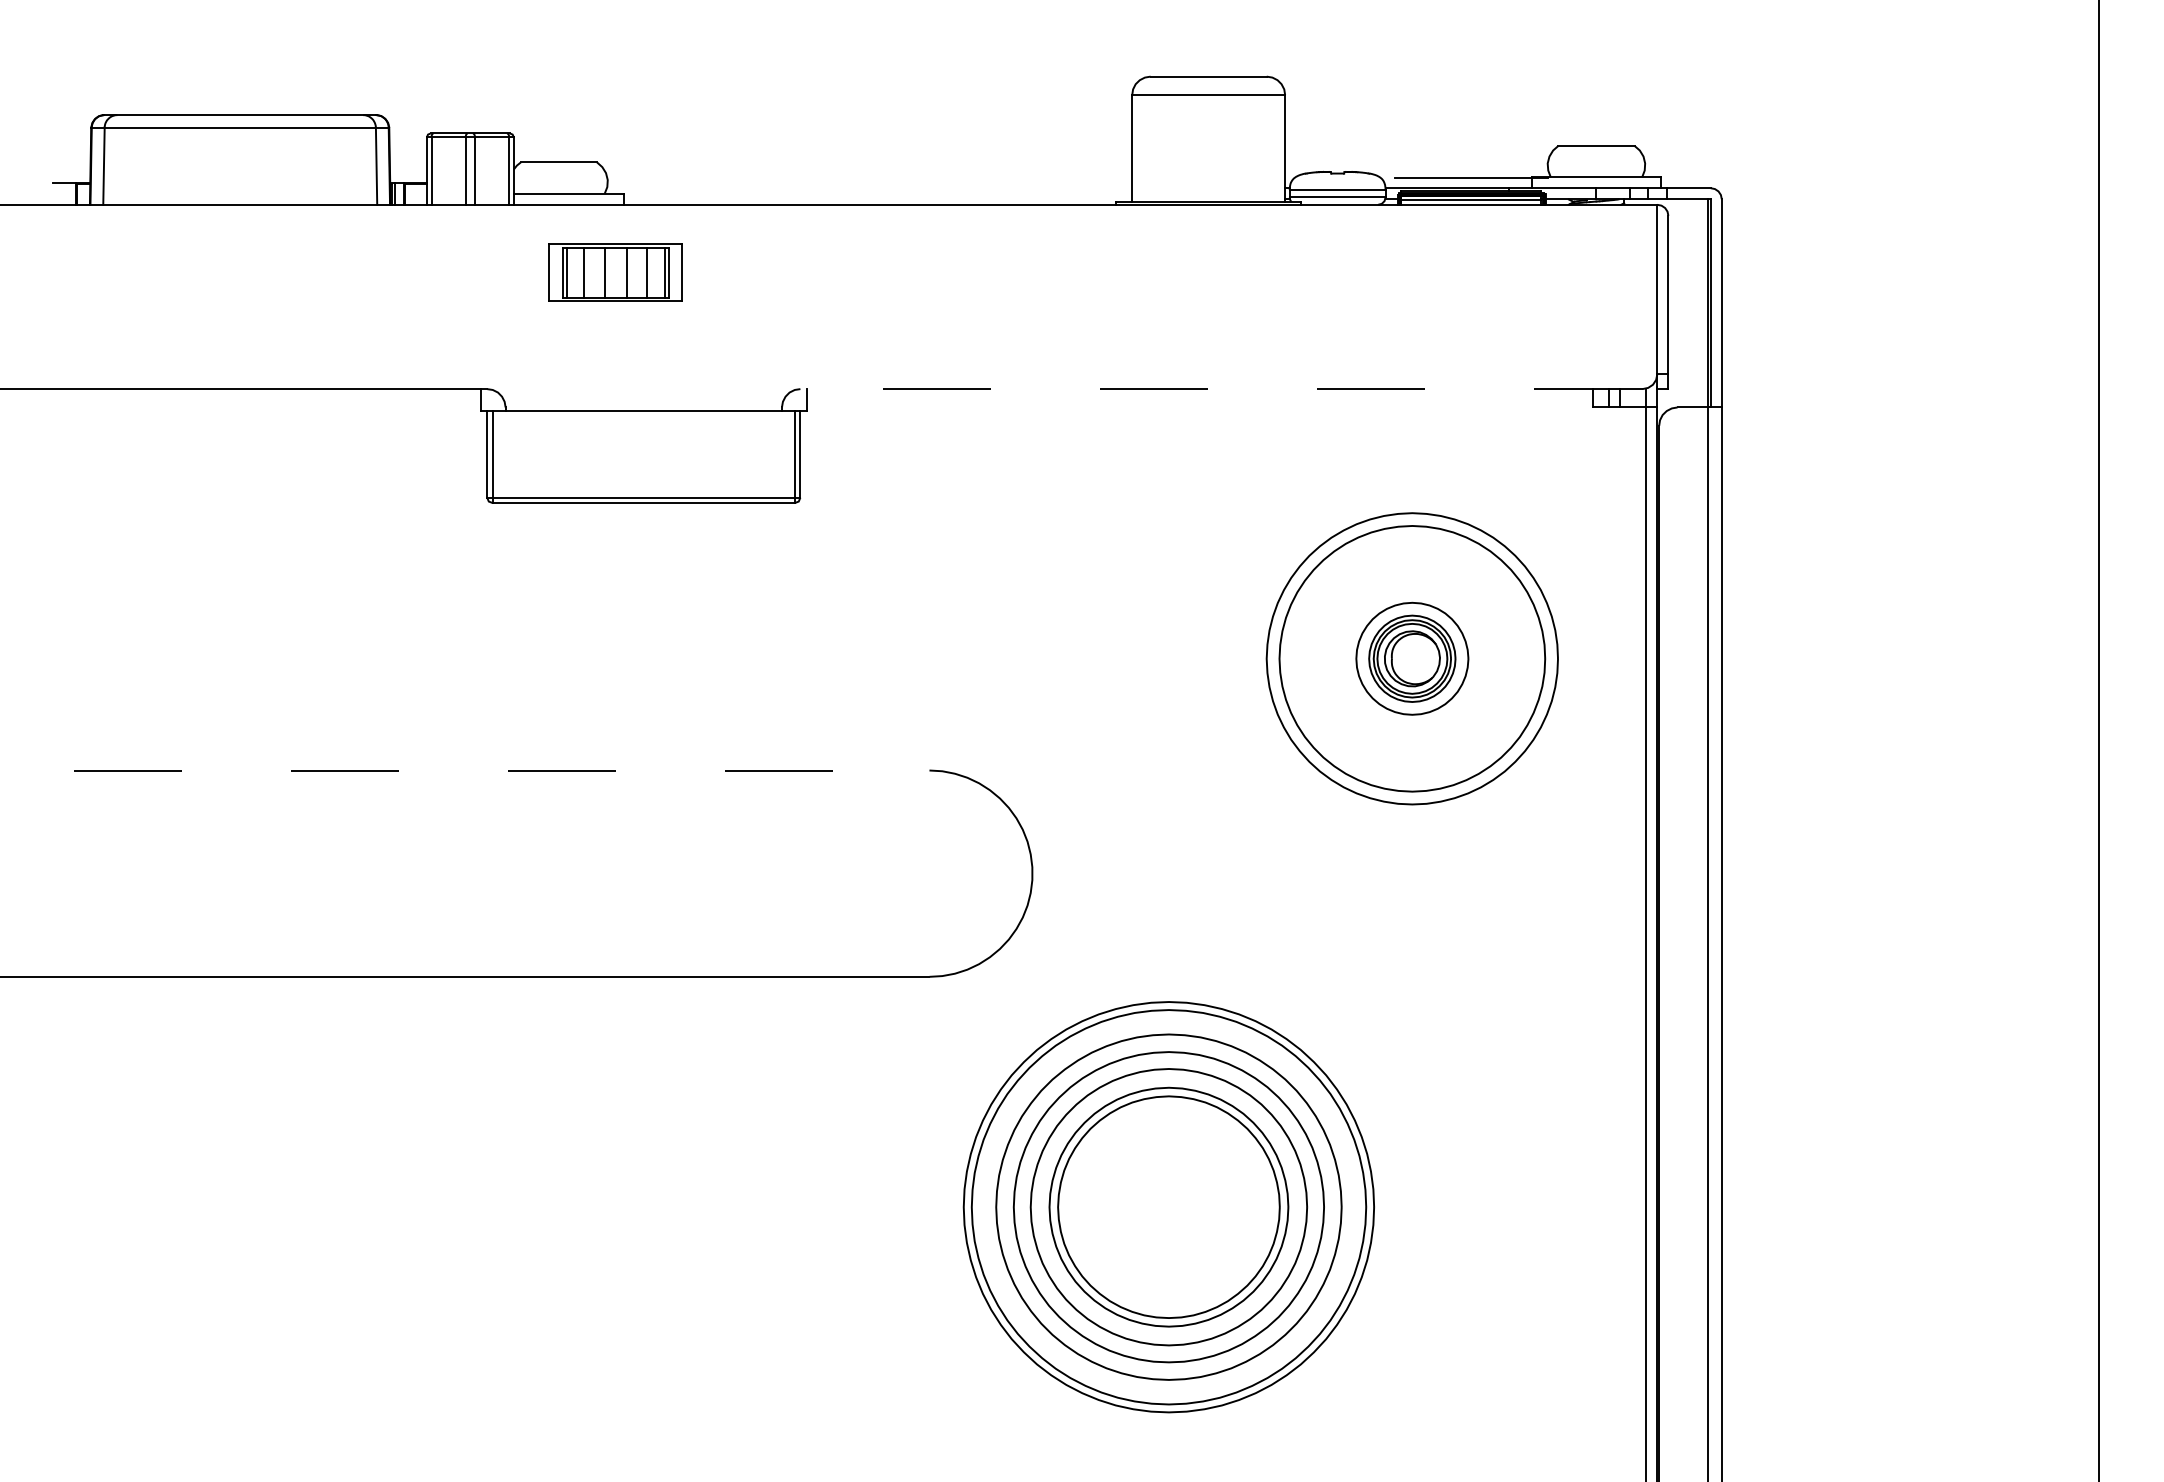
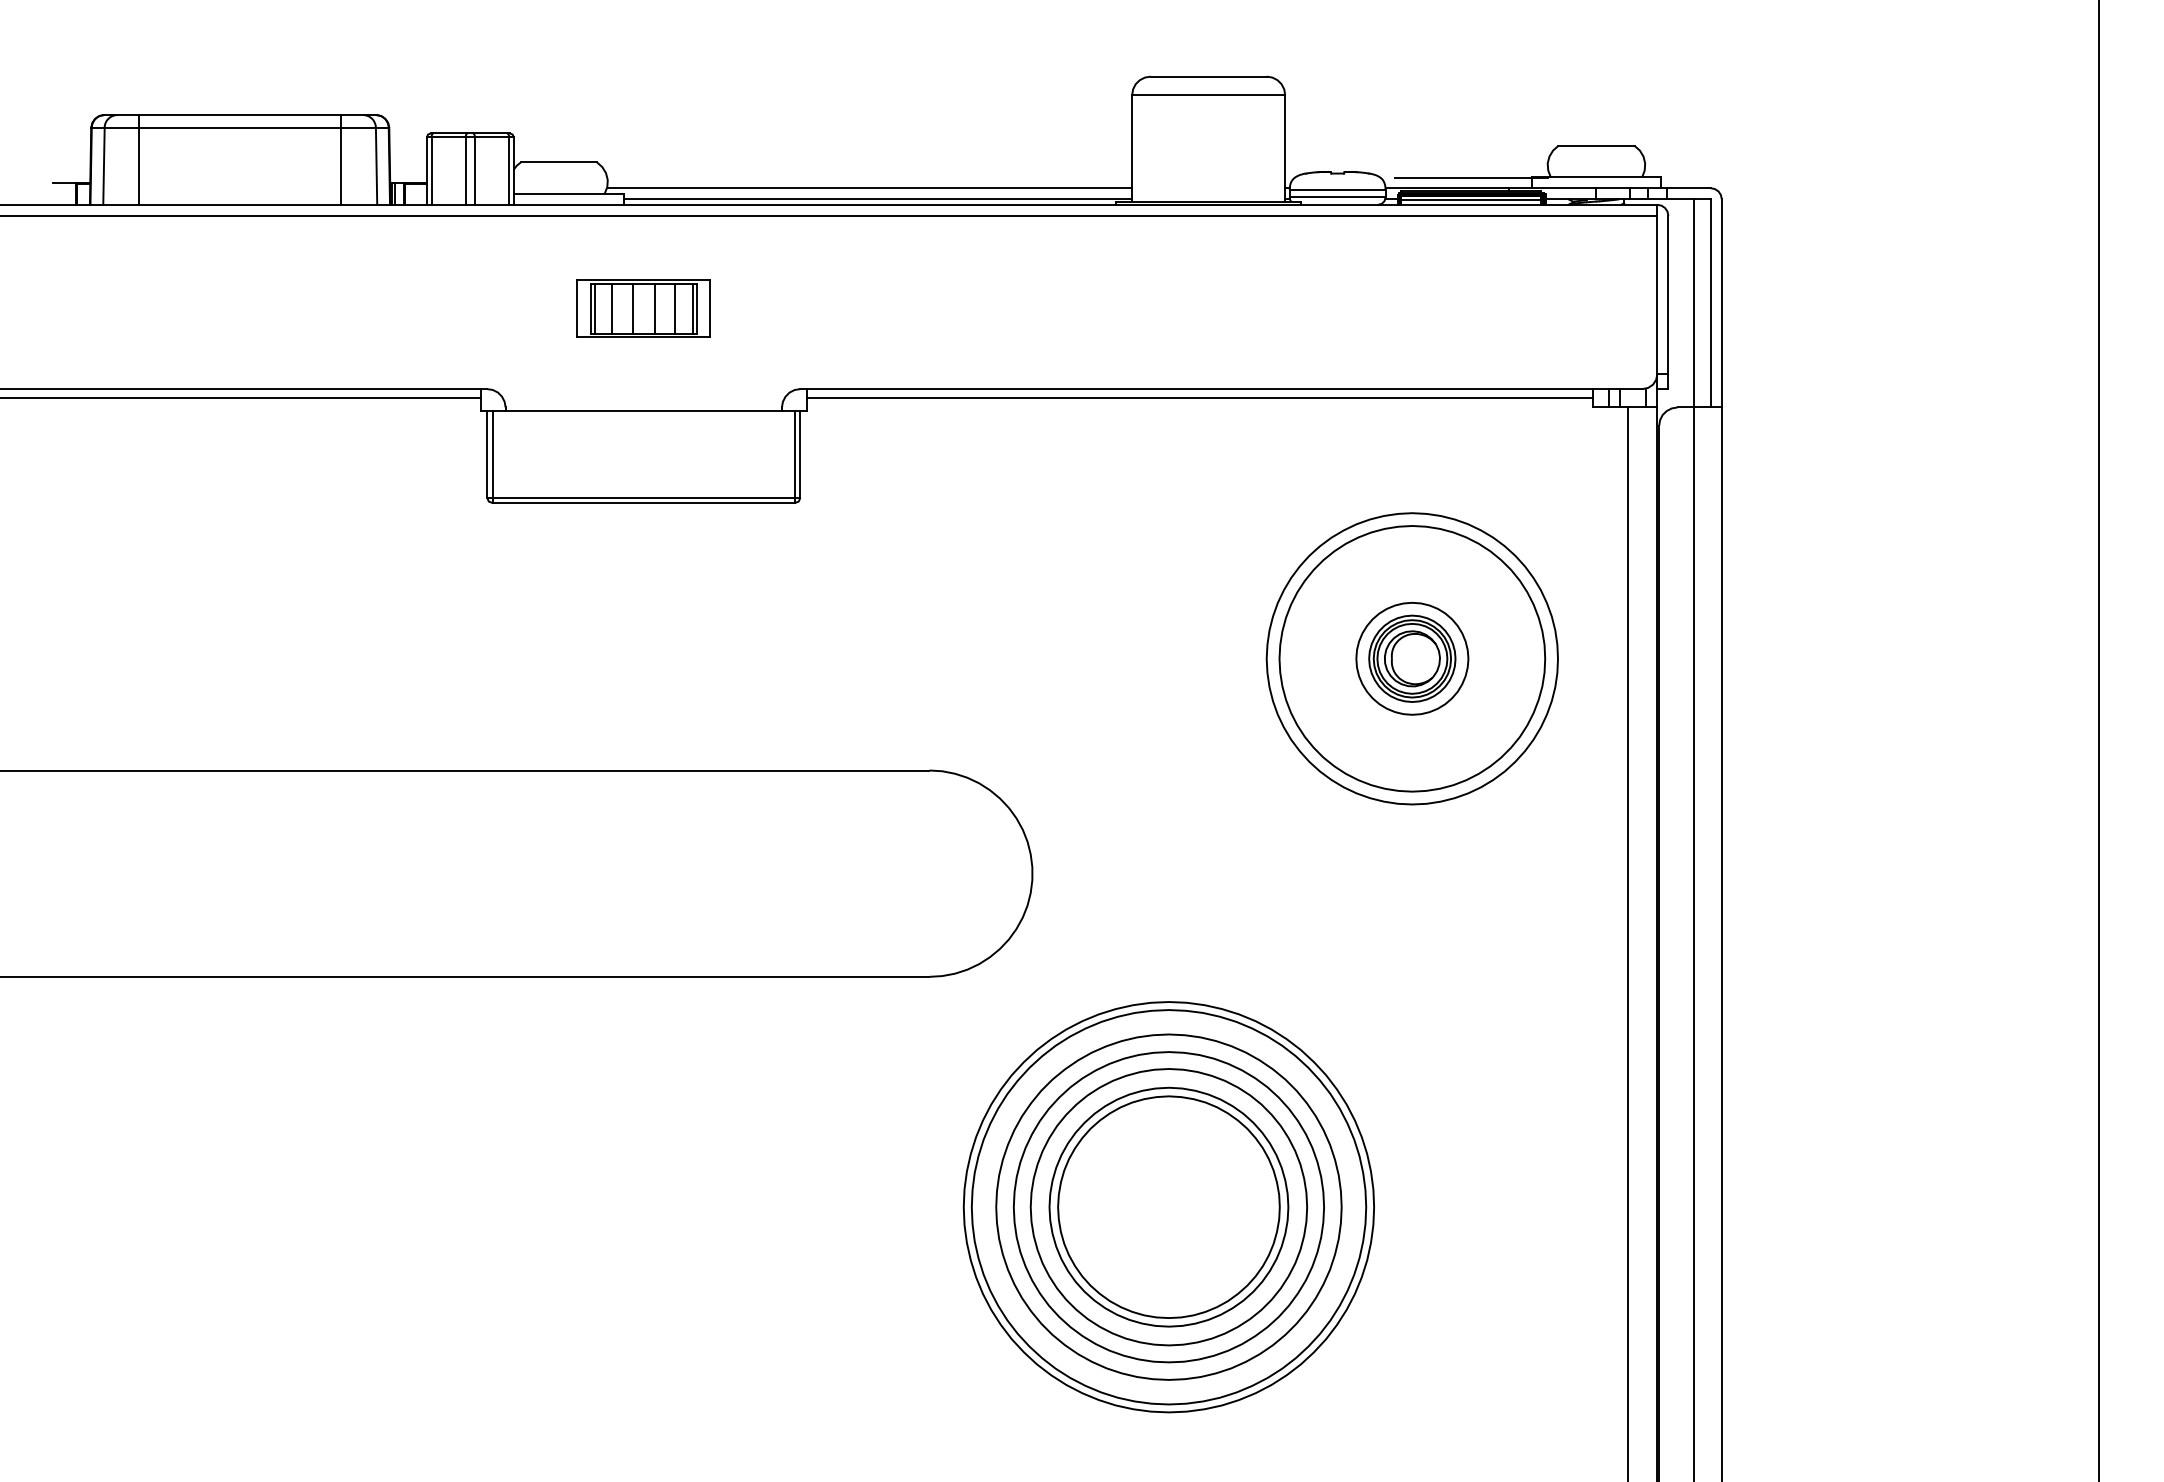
line: none -> present (139, 159)
line: none -> present (341, 159)
line: none -> present (869, 188)
line: none -> present (877, 199)
line: none -> present (829, 215)
part position: (615, 272) -> (643, 308) (643, 308)
line: dashed -> solid (1220, 389)
line: none -> present (241, 398)
line: none -> present (1199, 398)
line: dashed -> solid (465, 770)
line position: (1708, 838) -> (1694, 838) (1694, 838)
line position: (1645, 942) -> (1627, 942) (1627, 942)
